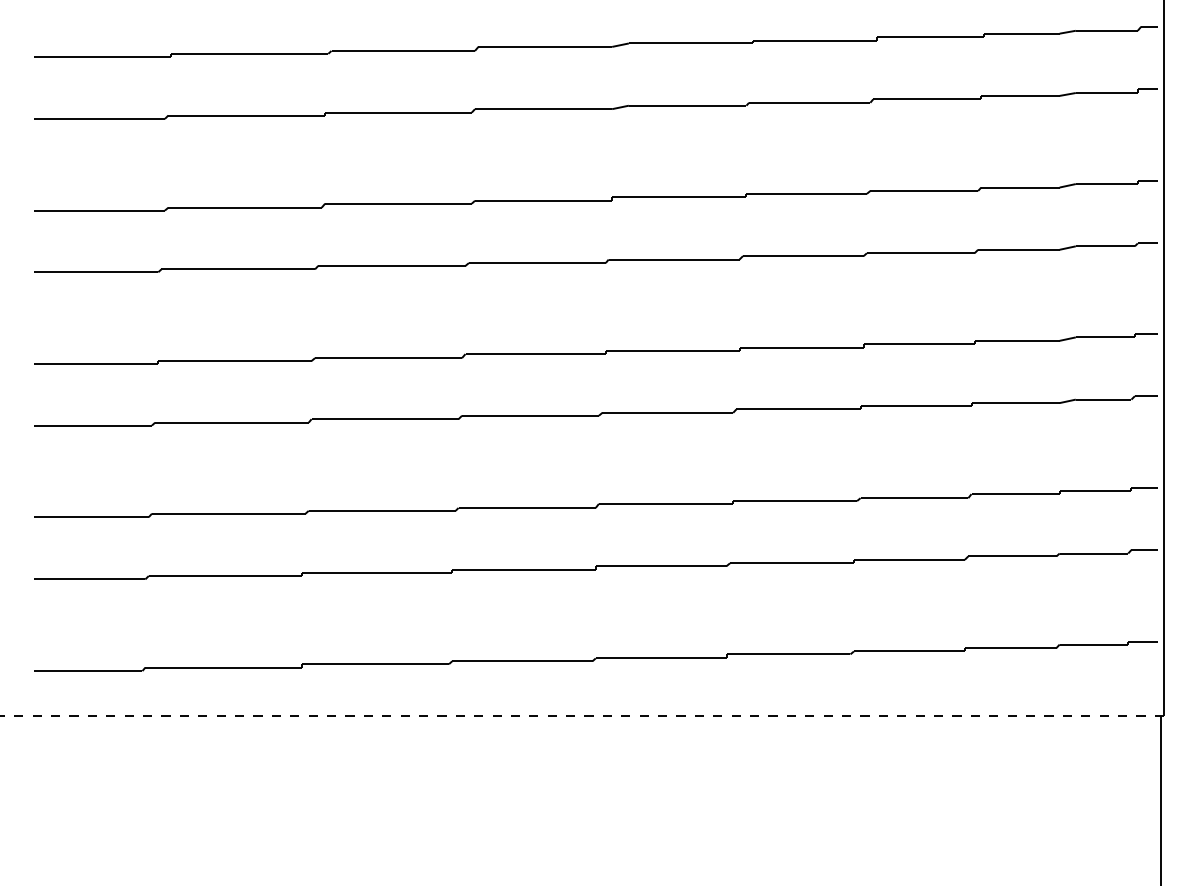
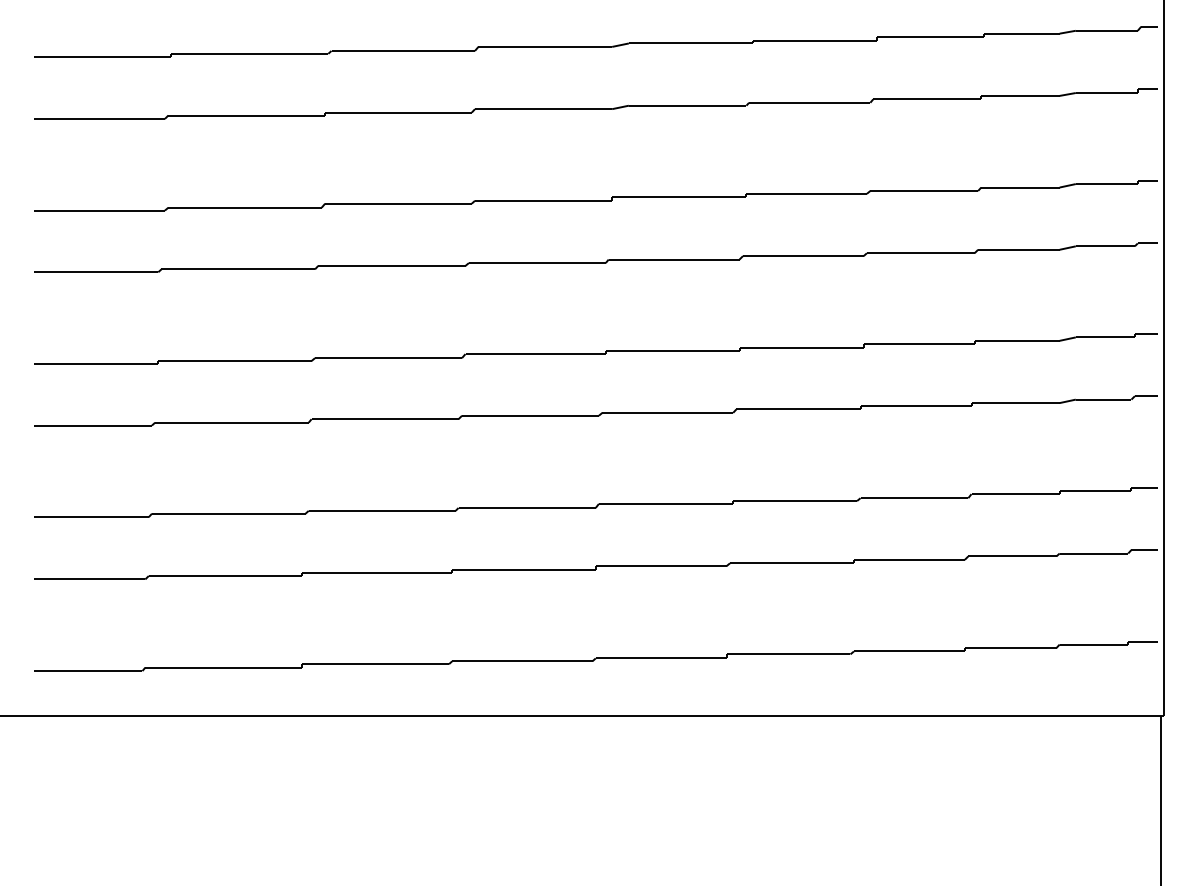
line: dashed -> solid (582, 716)
